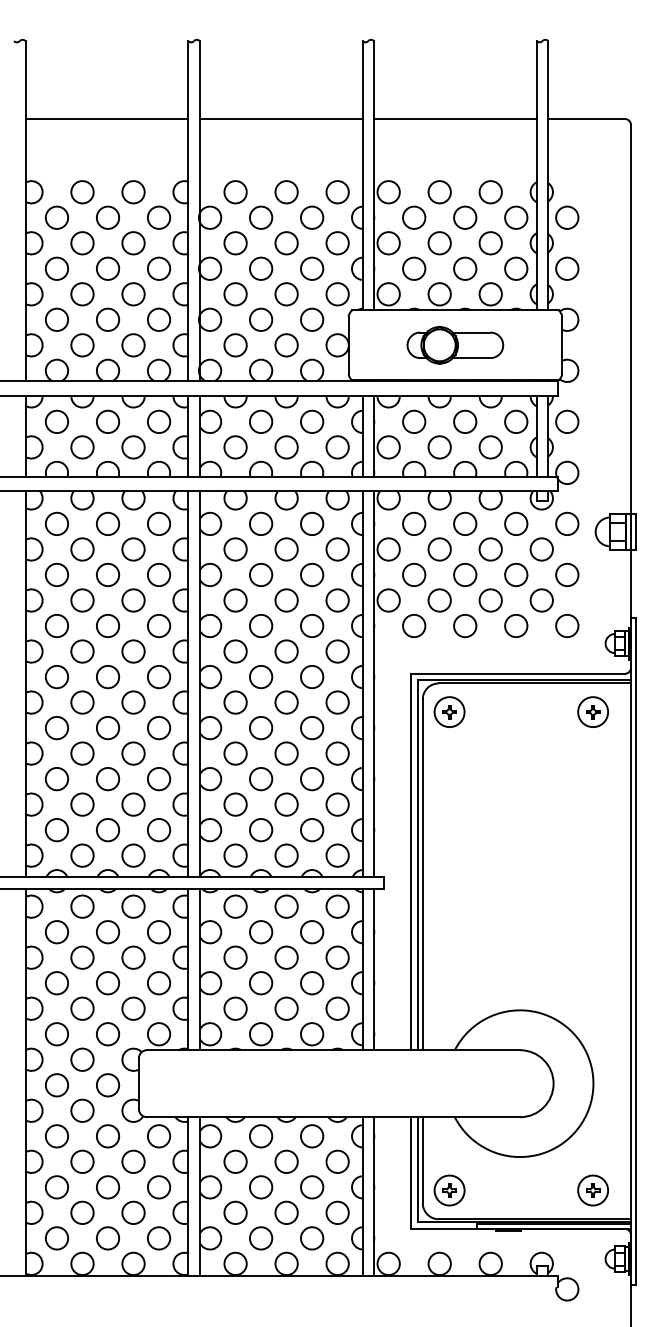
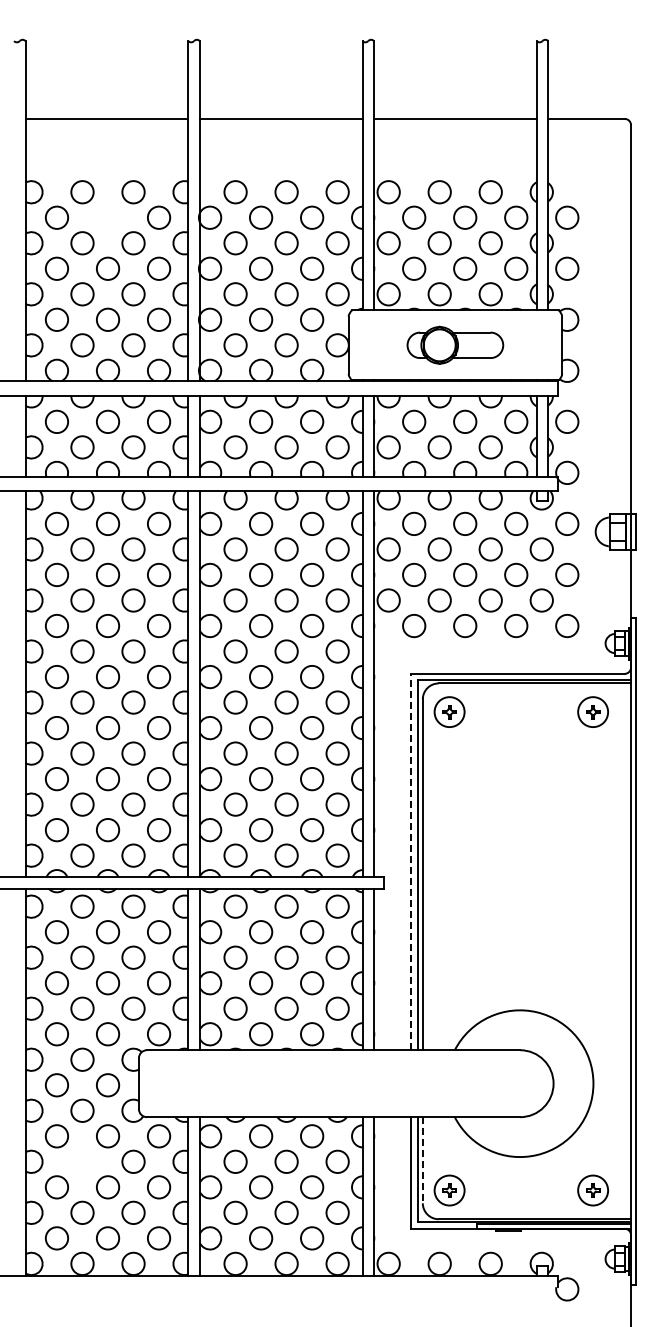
circle: present -> none (108, 217)
line: solid -> dashed (411, 861)
line: solid -> dashed (422, 1160)
circle: present -> none (82, 1161)
